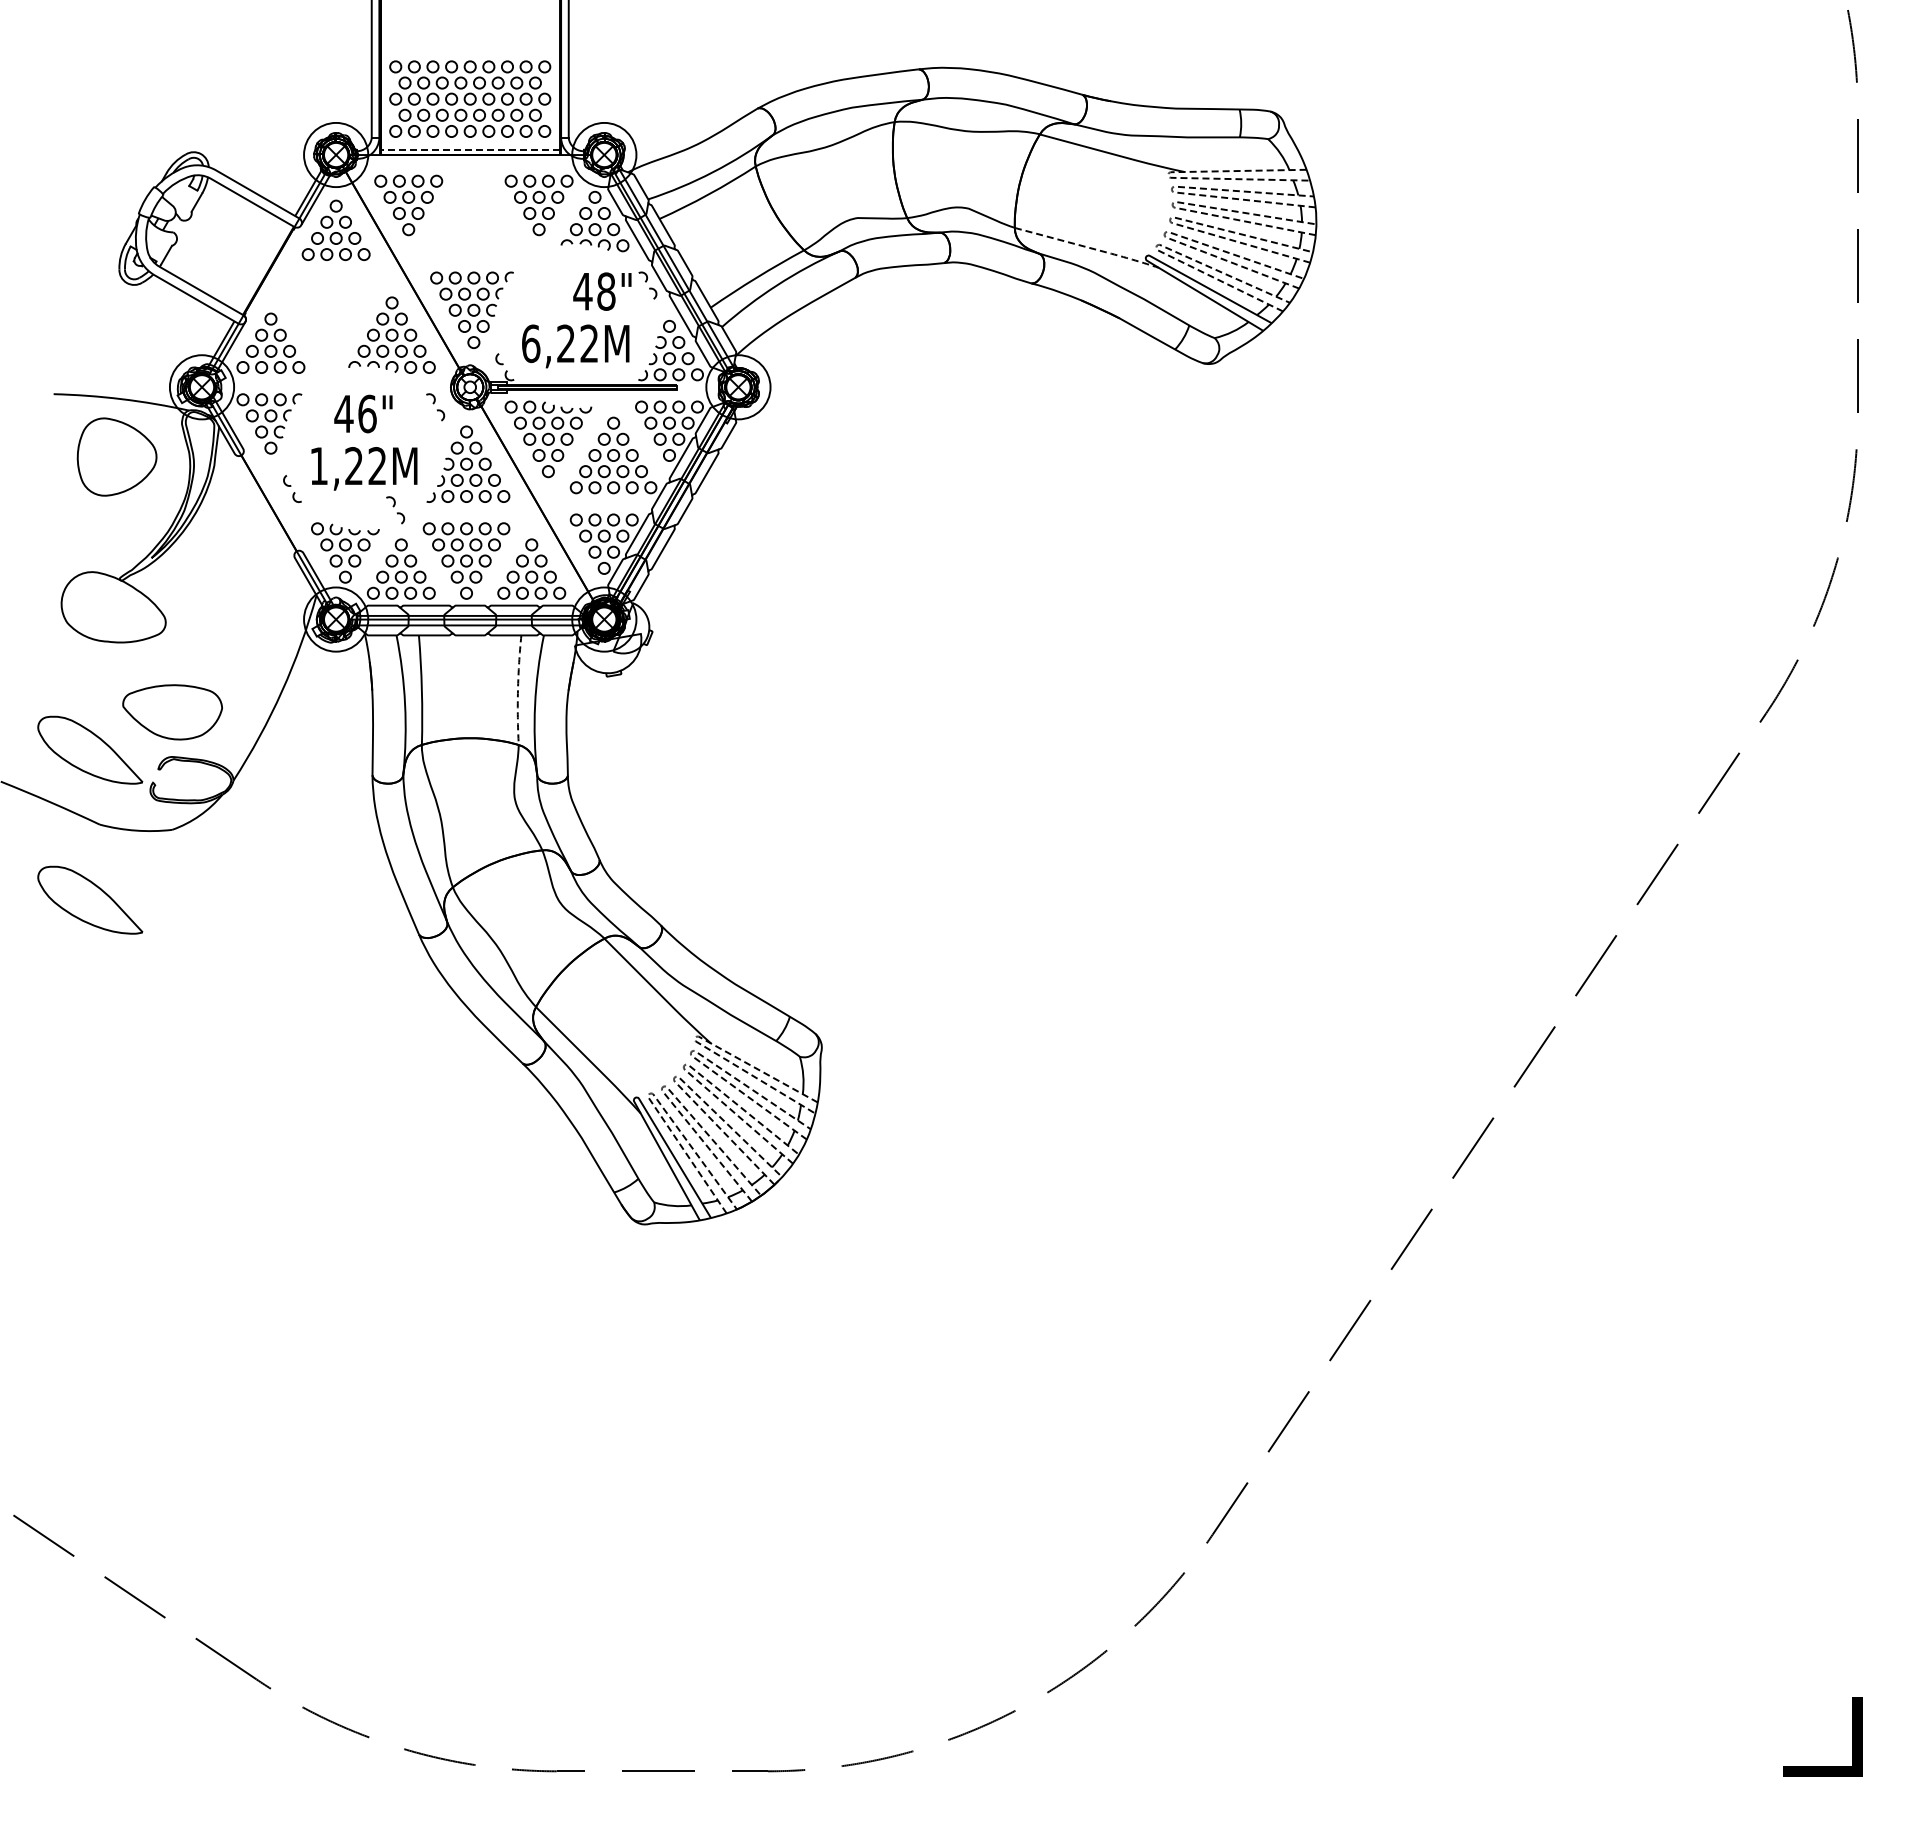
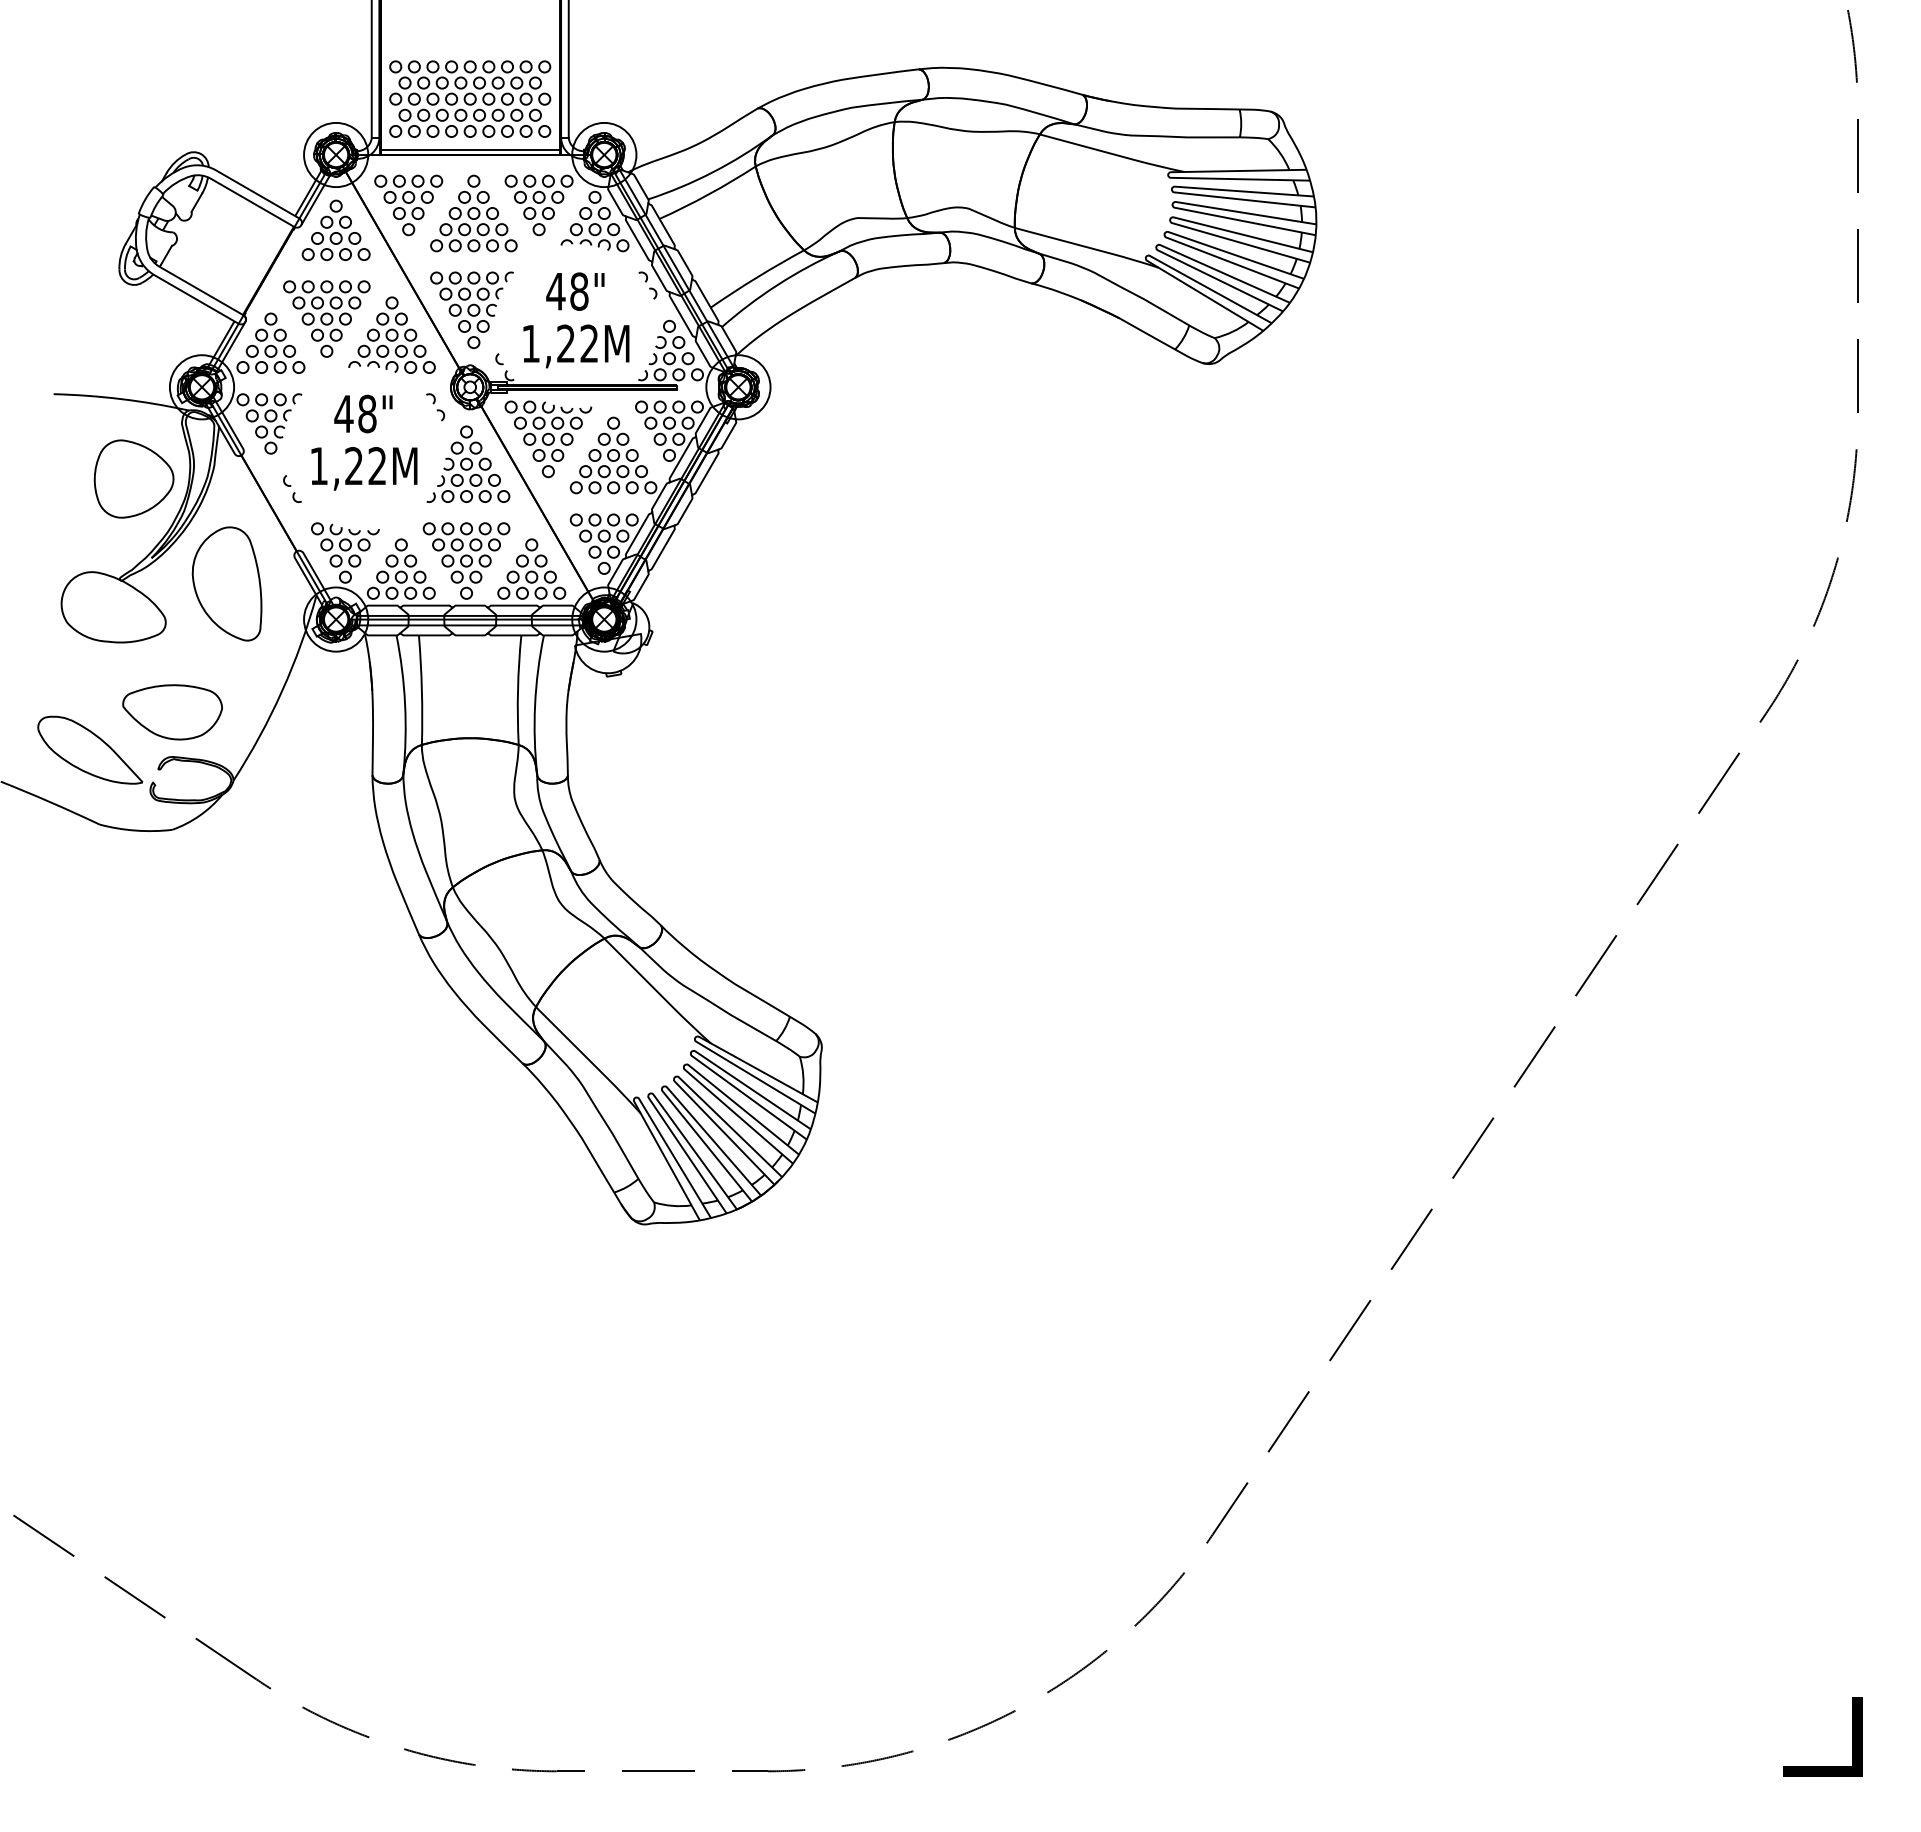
line: dashed -> solid (469, 149)
line: dashed -> solid (1168, 175)
line: dashed -> solid (1171, 189)
line: dashed -> solid (1172, 204)
part: none -> present (473, 213)
line: dashed -> solid (1170, 219)
line: dashed -> solid (1164, 233)
line: dashed -> solid (1156, 246)
line: dashed -> solid (1090, 248)
text position: (602, 291) -> (575, 291) (575, 291)
part: none -> present (326, 318)
text: 6,22M -> 1,22M (531, 343)
text: 46" -> 48" (367, 413)
part position: (116, 456) -> (133, 478) (133, 478)
part: present -> none (395, 510)
part: none -> present (226, 583)
line: dashed -> solid (517, 690)
part: present -> none (90, 899)
line: dashed -> solid (694, 1038)
line: dashed -> solid (691, 1052)
line: dashed -> solid (684, 1065)
line: dashed -> solid (674, 1077)
line: dashed -> solid (662, 1087)
line: dashed -> solid (649, 1093)
